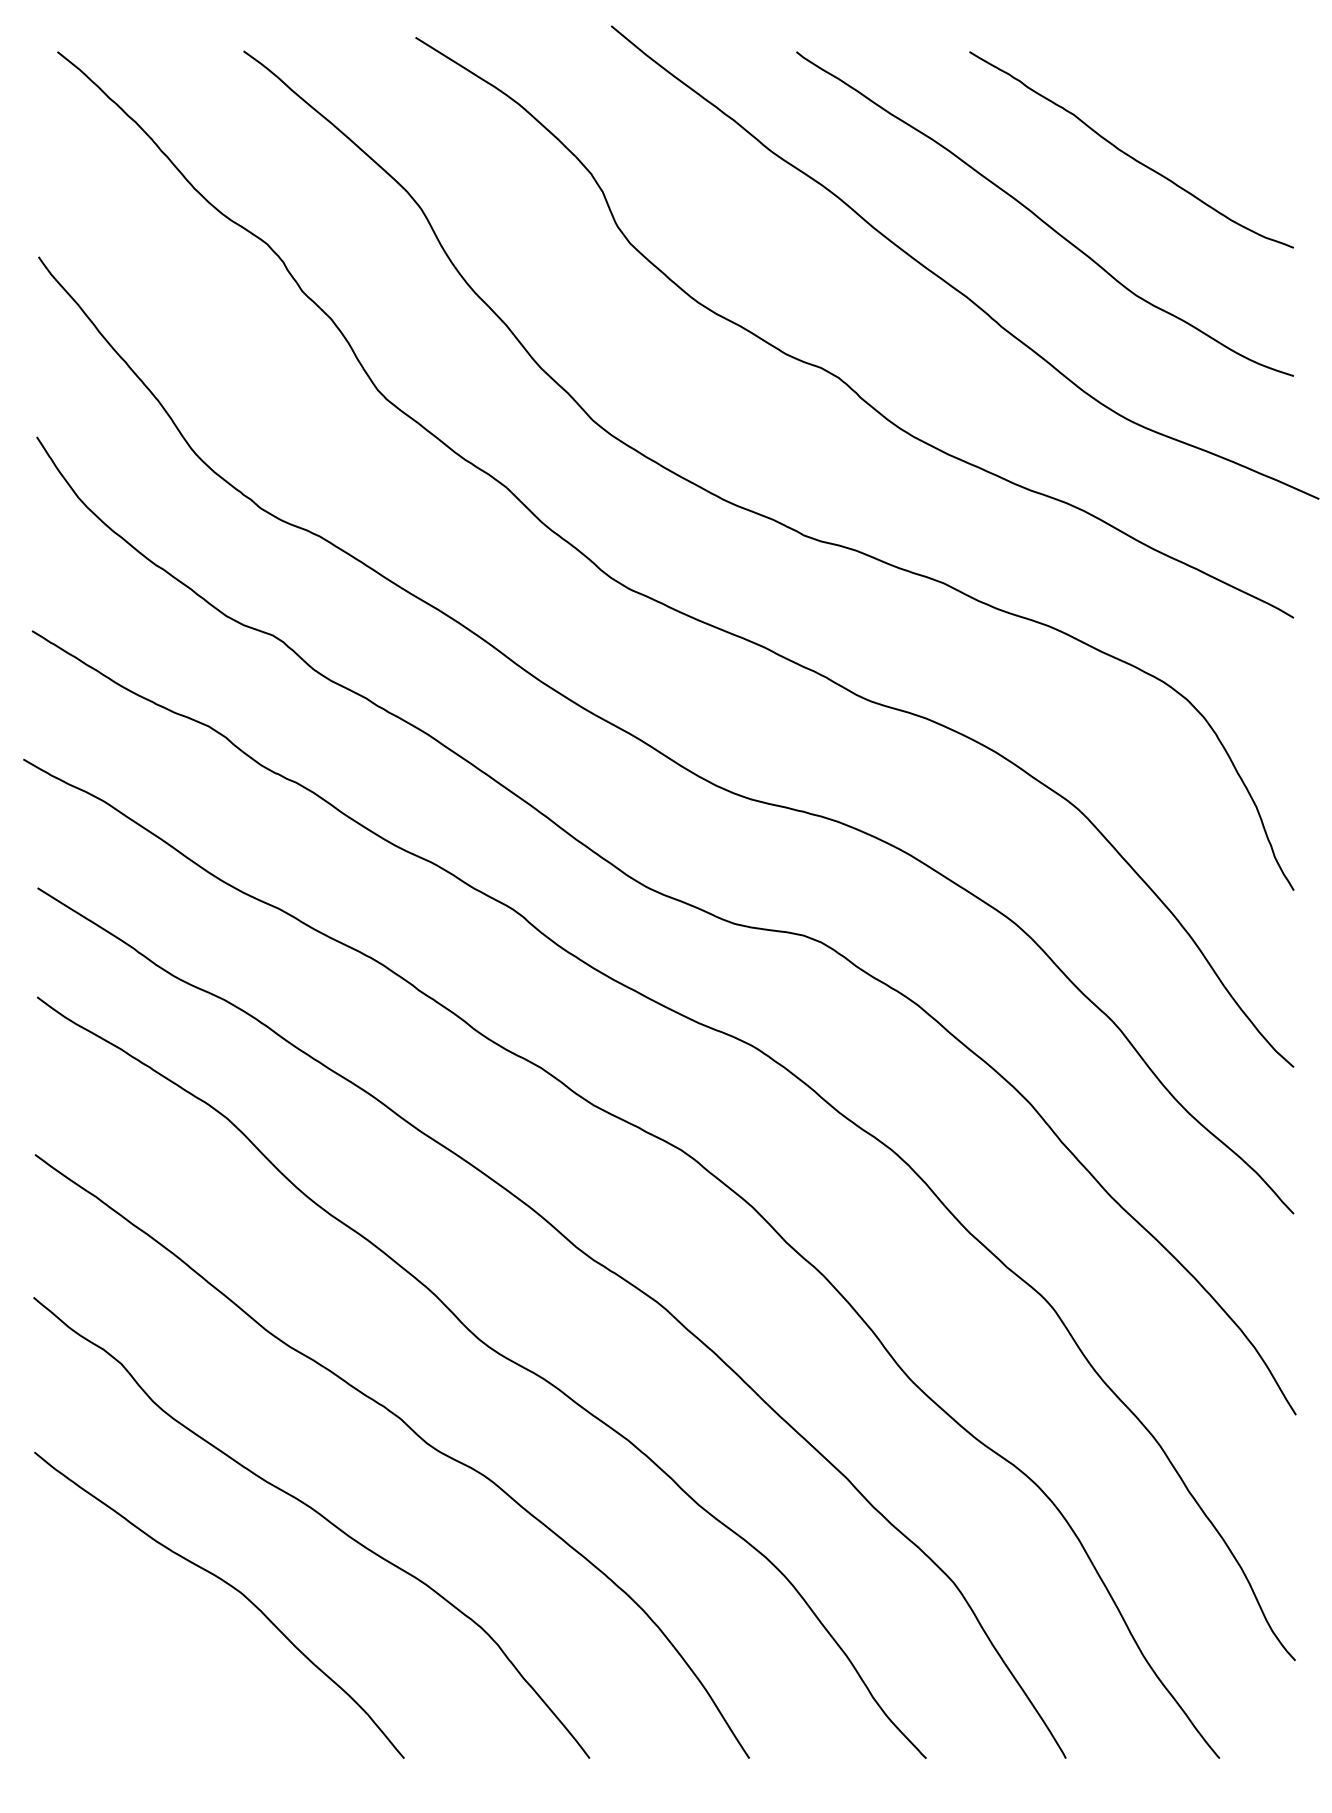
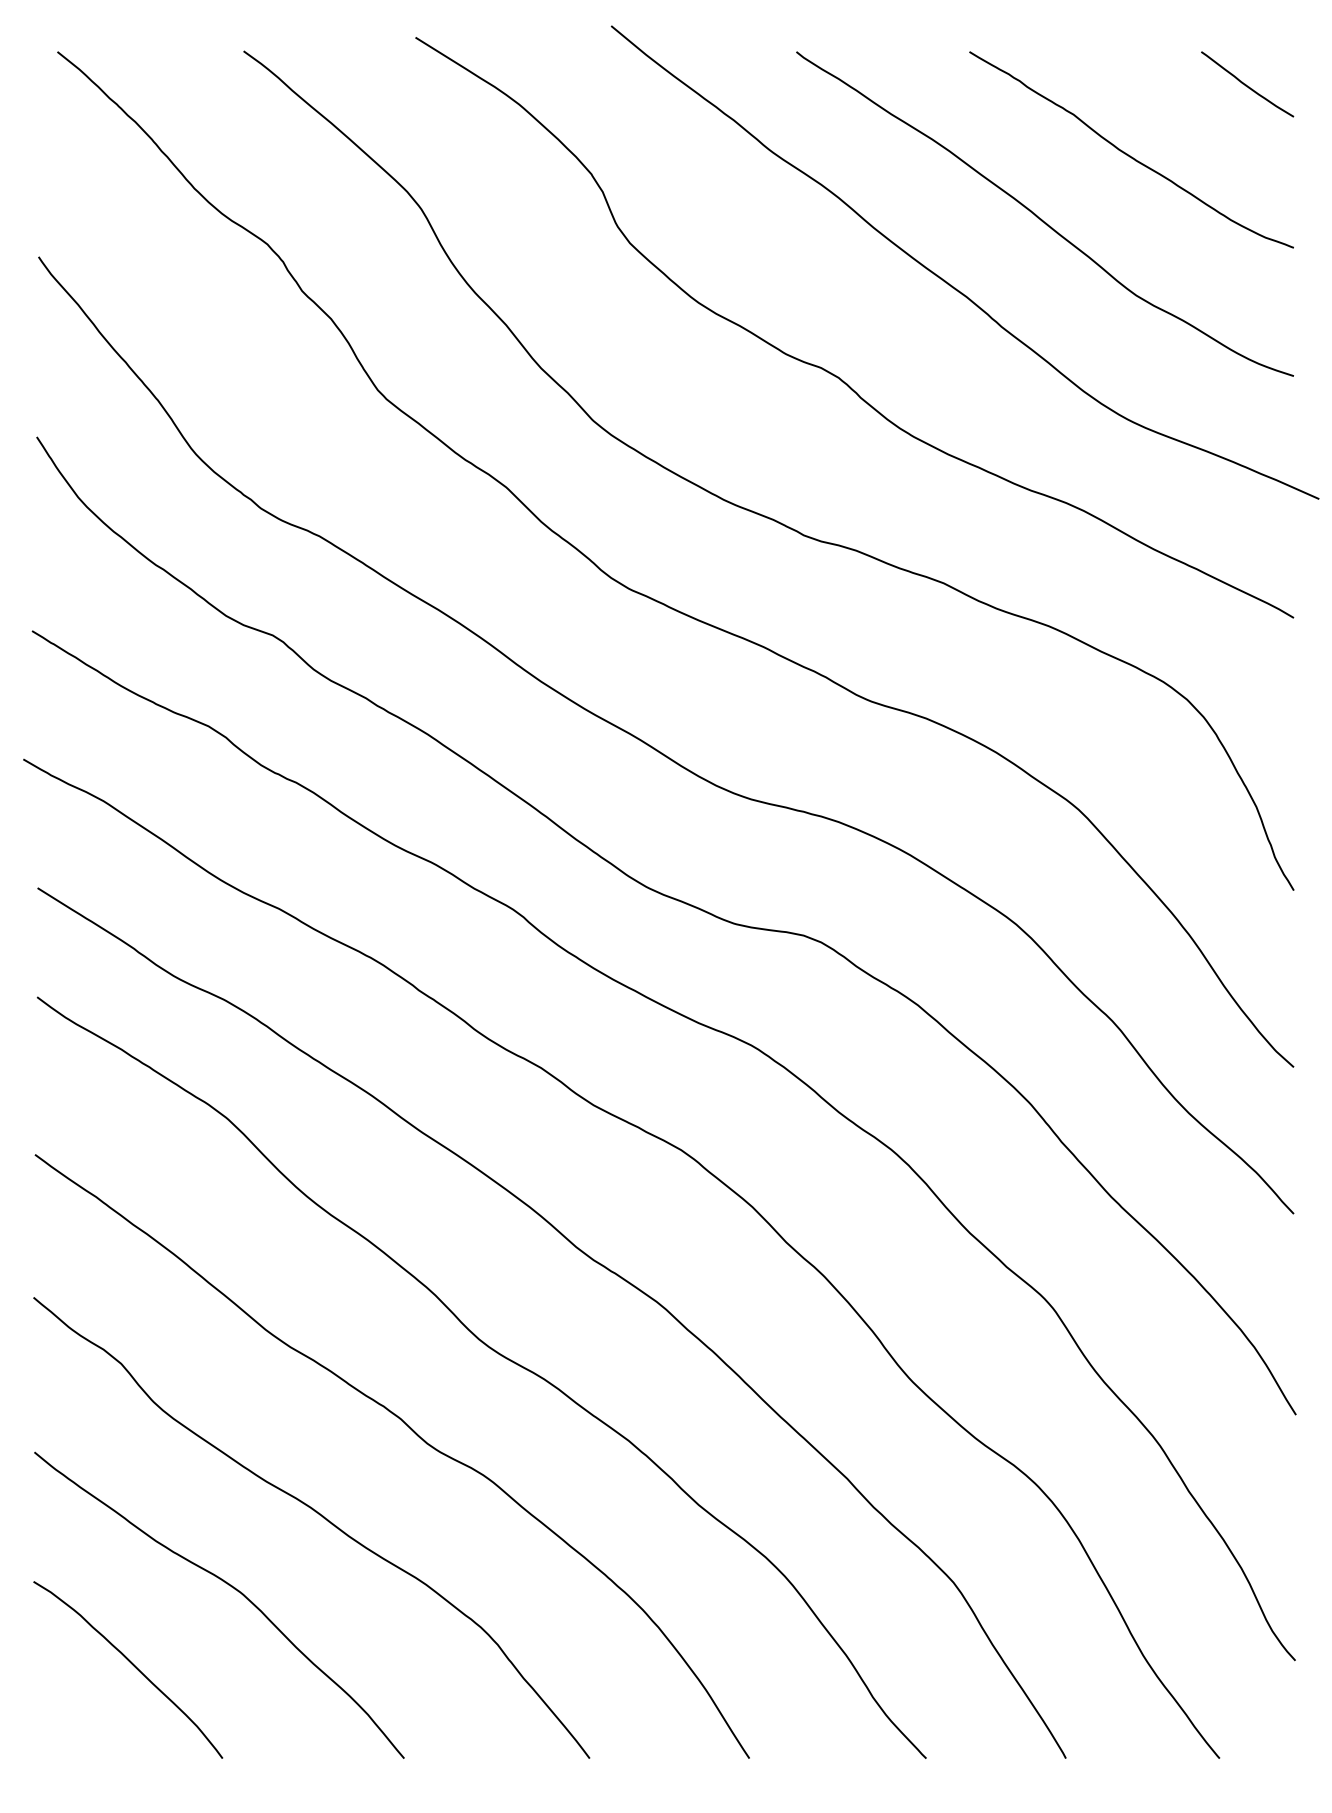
curve: none -> present (1246, 84)
curve: none -> present (132, 1665)
